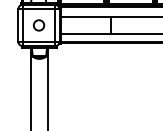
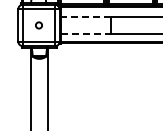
line: solid -> dashed (85, 16)
circle size: 14x13 px -> 8x9 px (38, 25)
line: solid -> dashed (85, 34)
